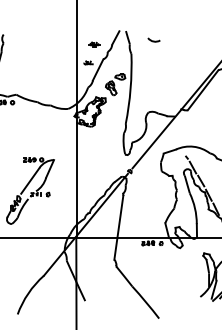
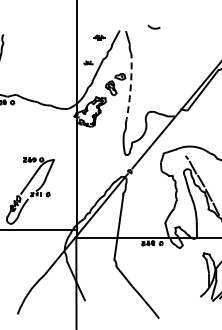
arc position: (153, 40) -> (153, 27) (153, 27)
part position: (94, 44) -> (99, 37) (99, 37)
arc: solid -> dashed (130, 89)
line position: (38, 238) -> (38, 230) (38, 230)
